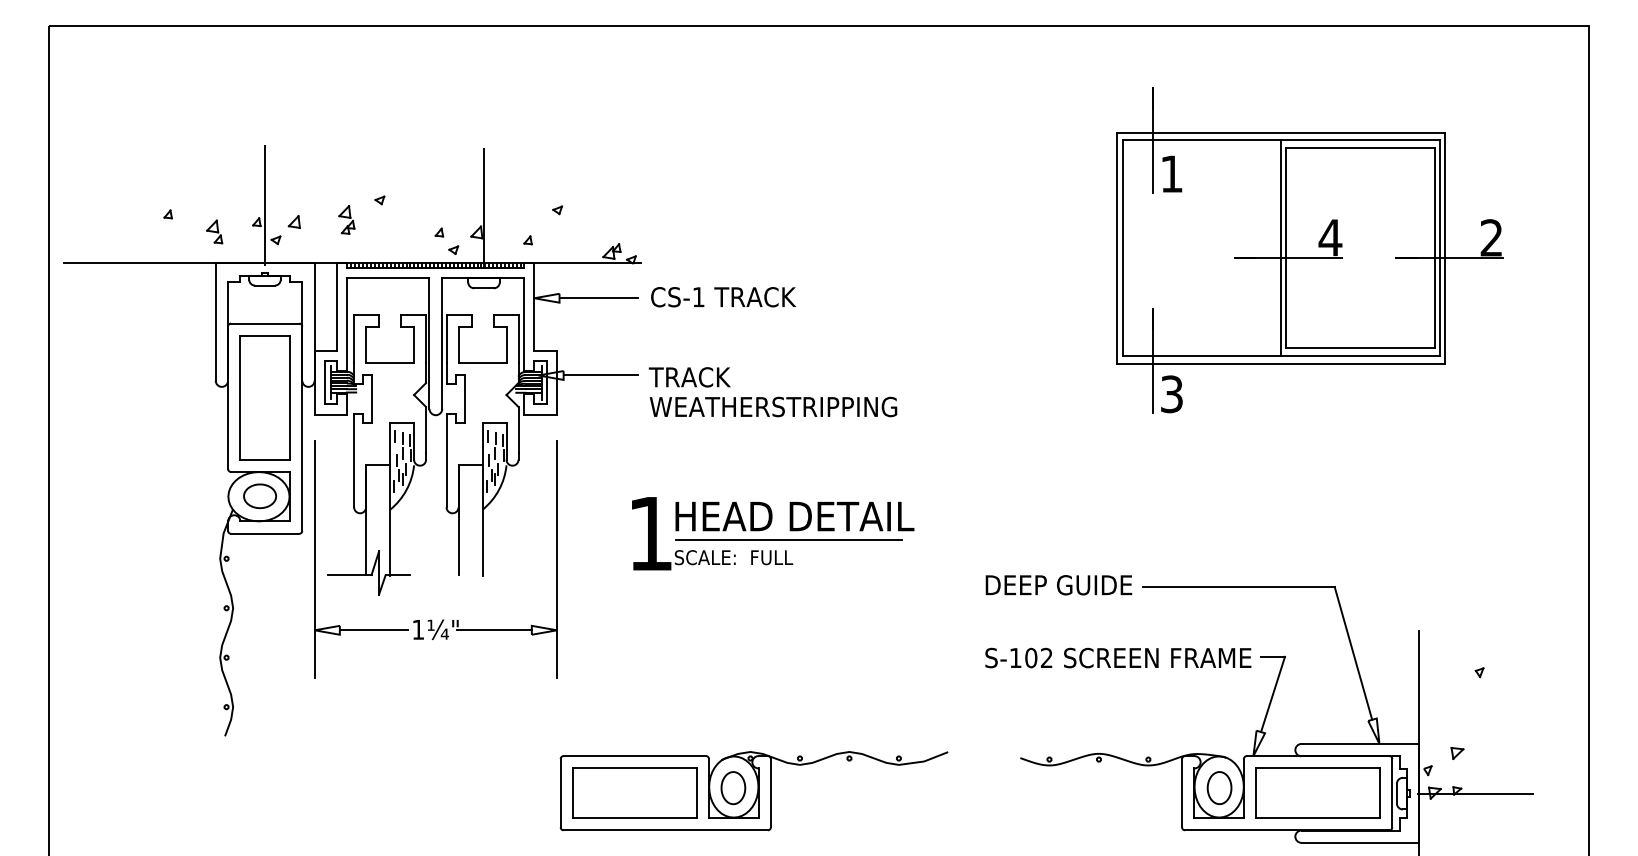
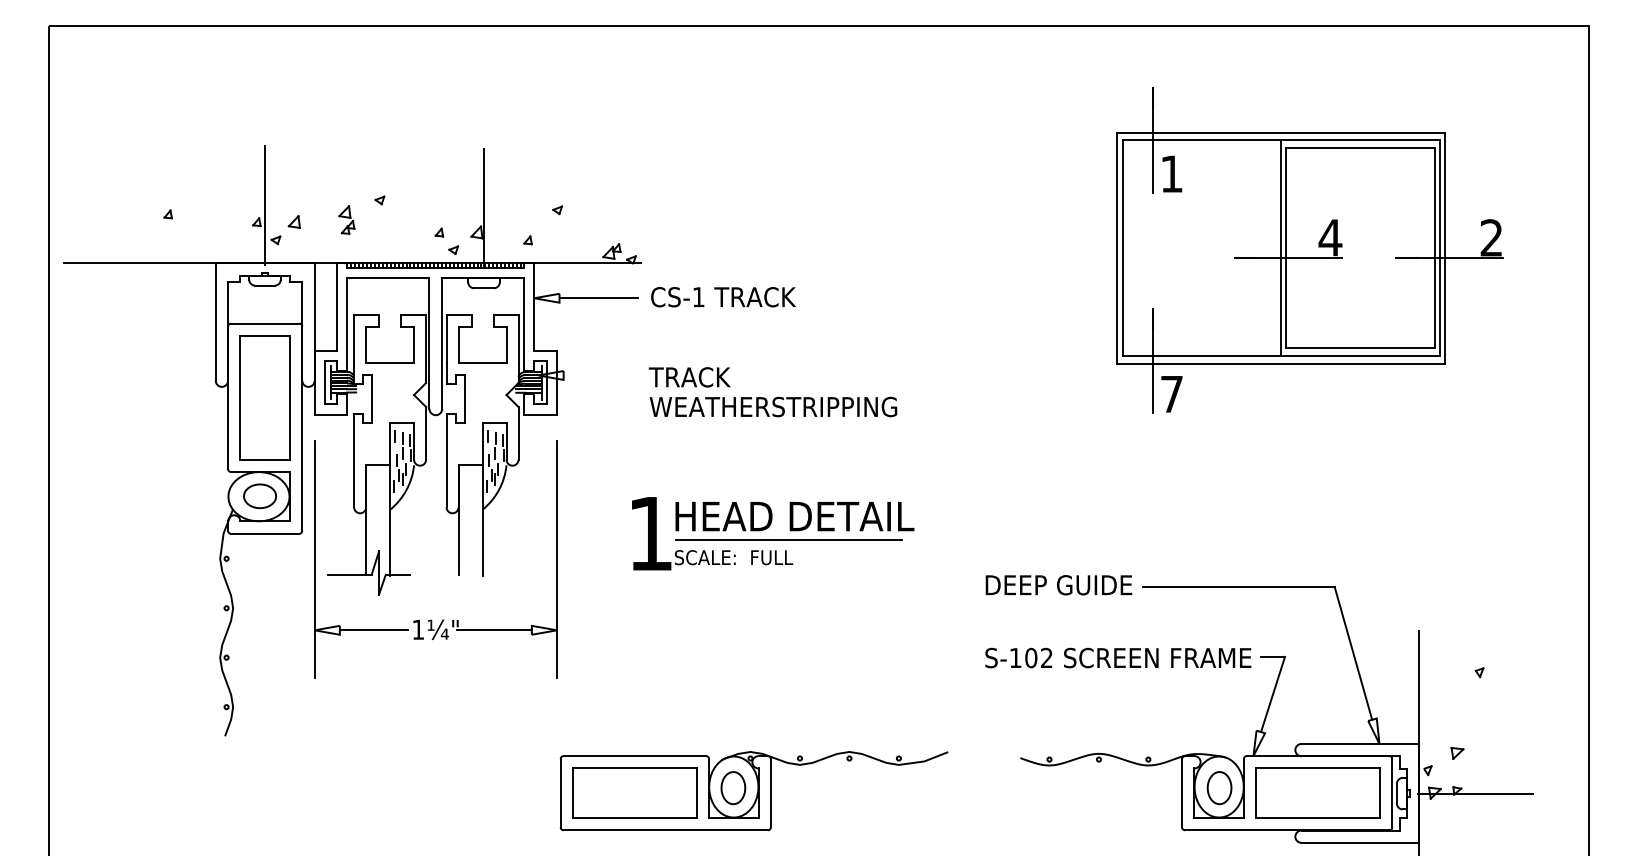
part: present -> none (214, 231)
line: present -> none (600, 375)
text: 3 -> 7 (1171, 394)
